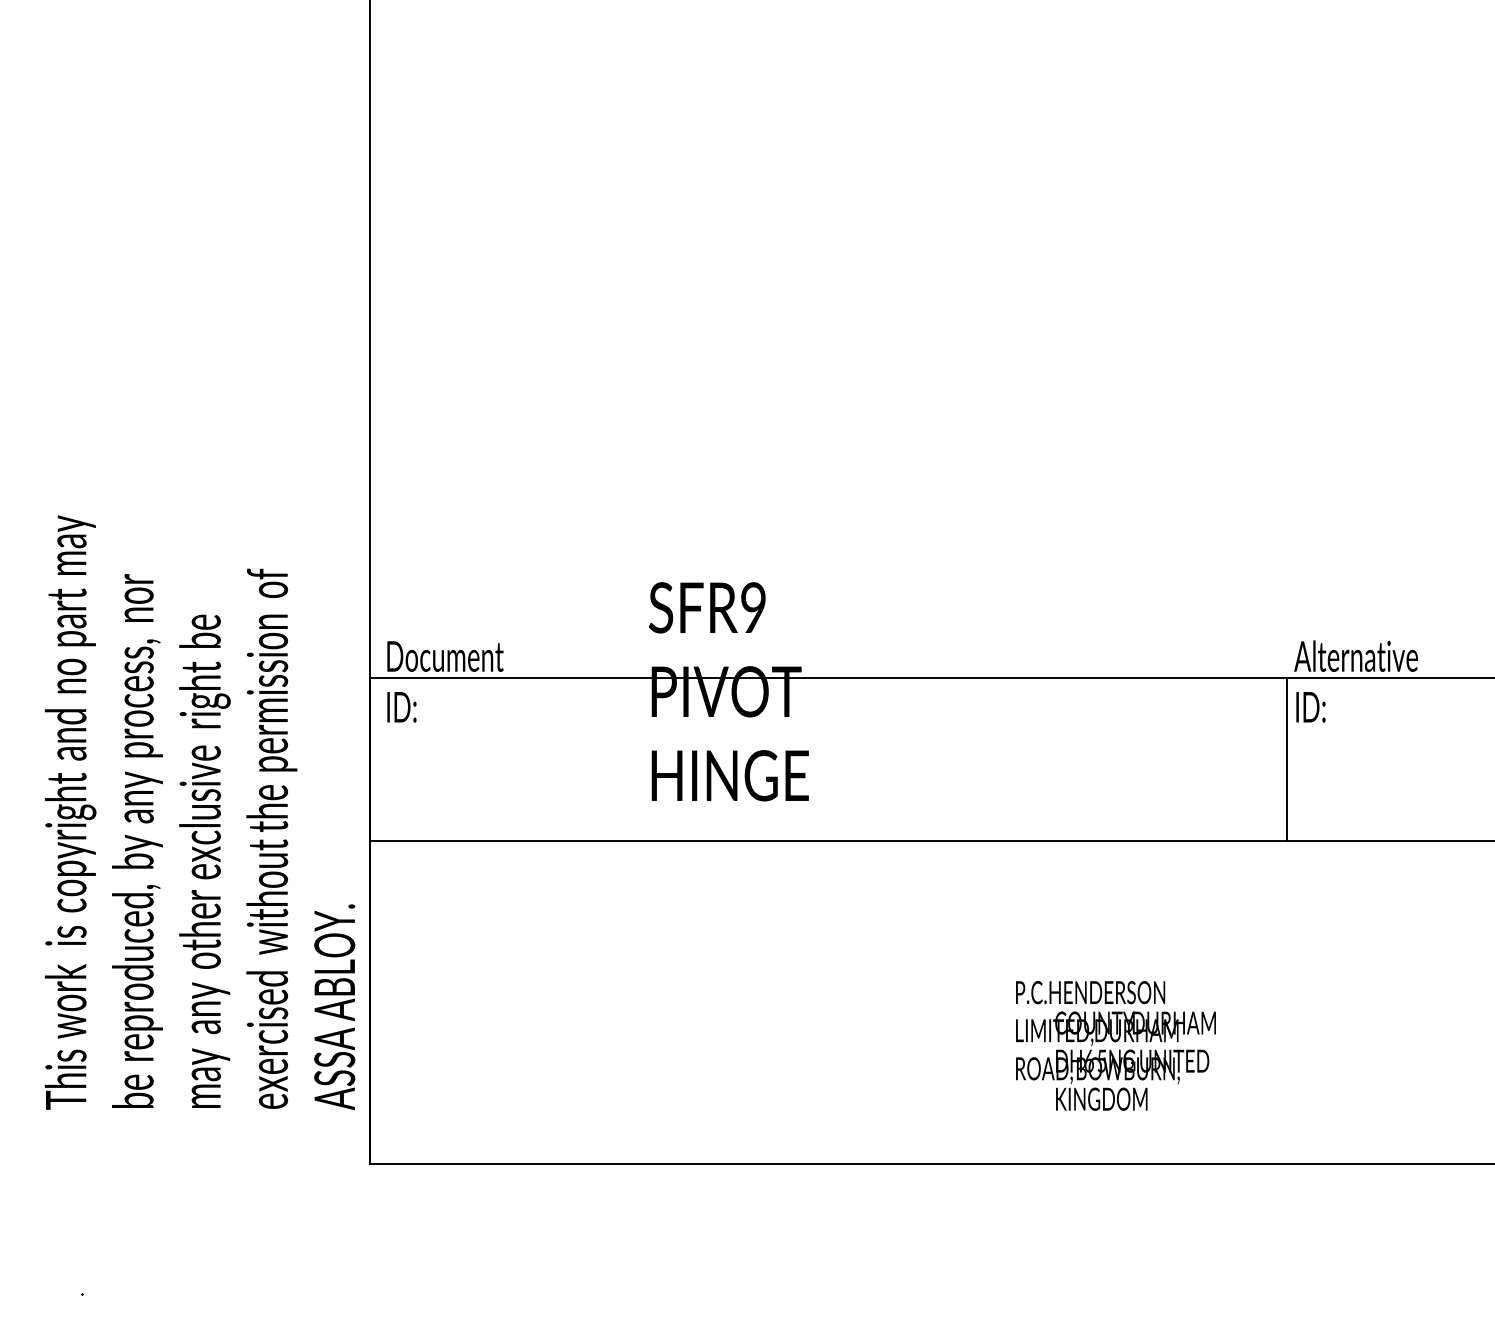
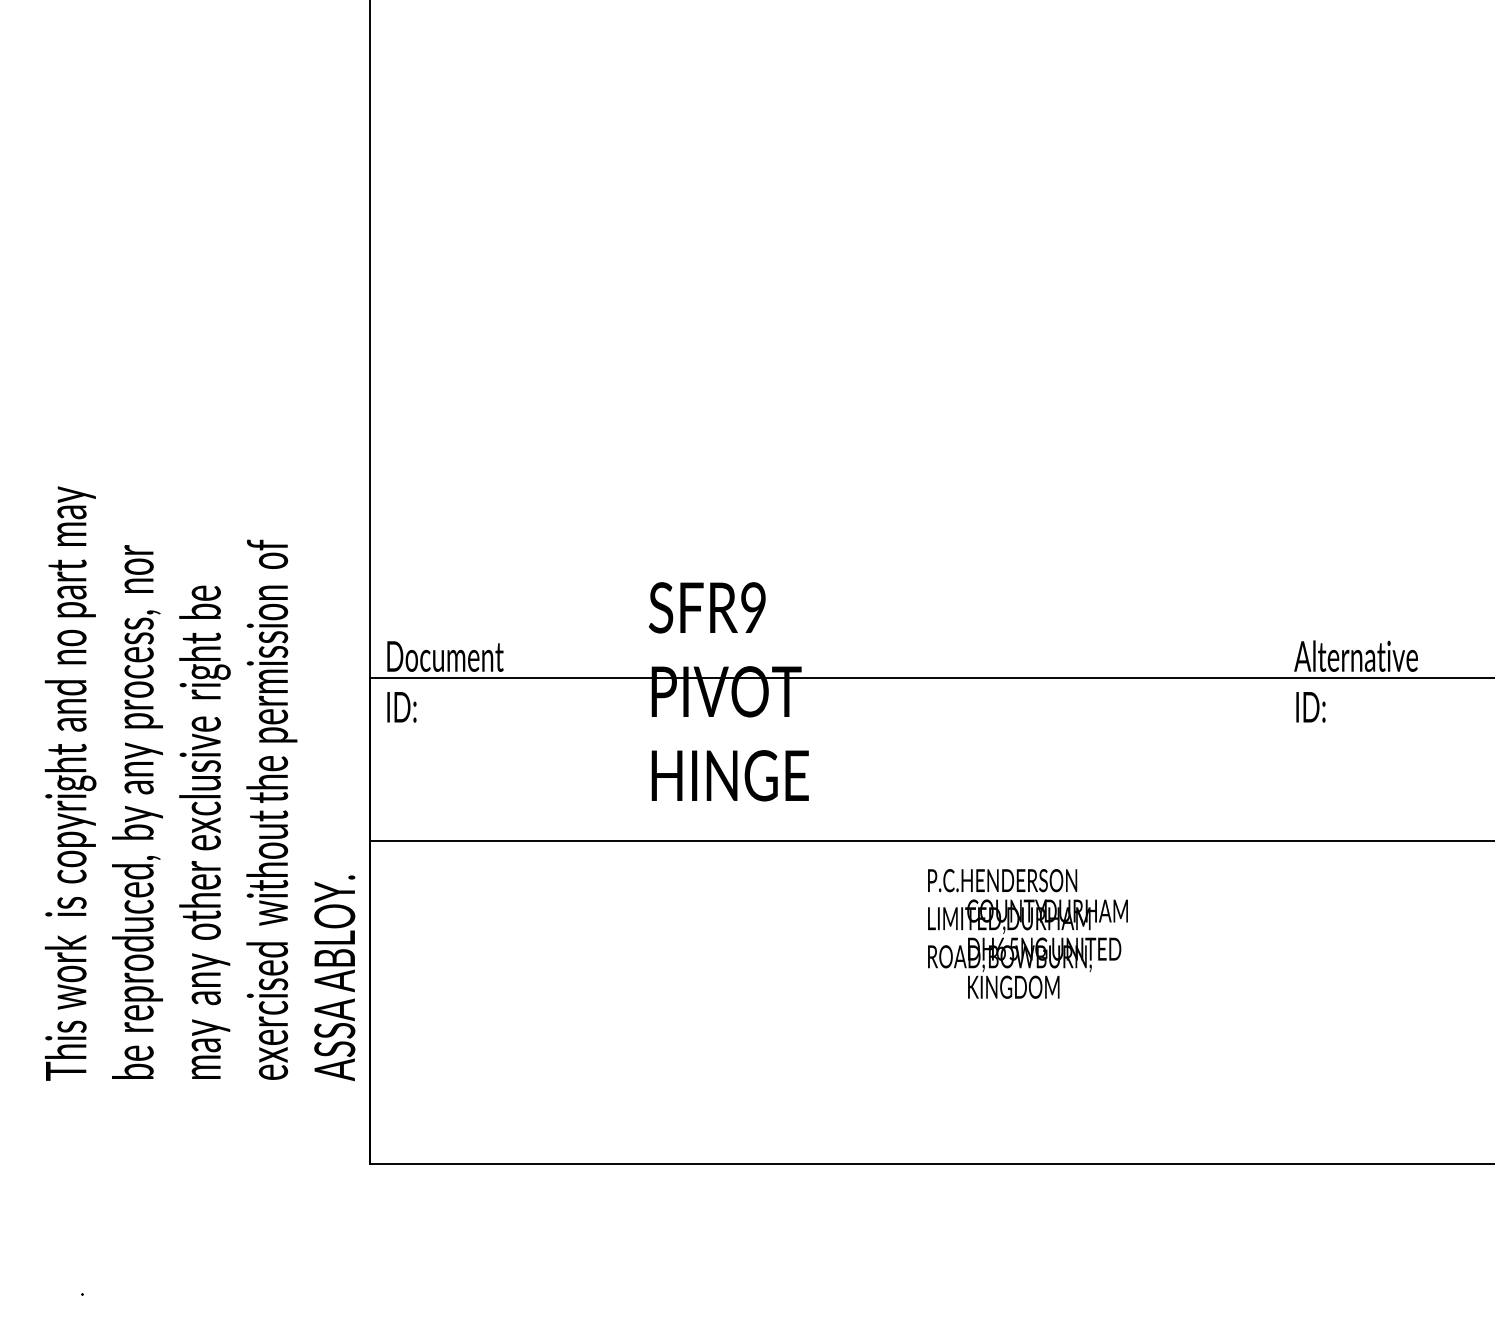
line: present -> none (1287, 758)
text position: (199, 812) -> (199, 783) (199, 783)
text position: (1115, 1045) -> (1027, 933) (1027, 933)
